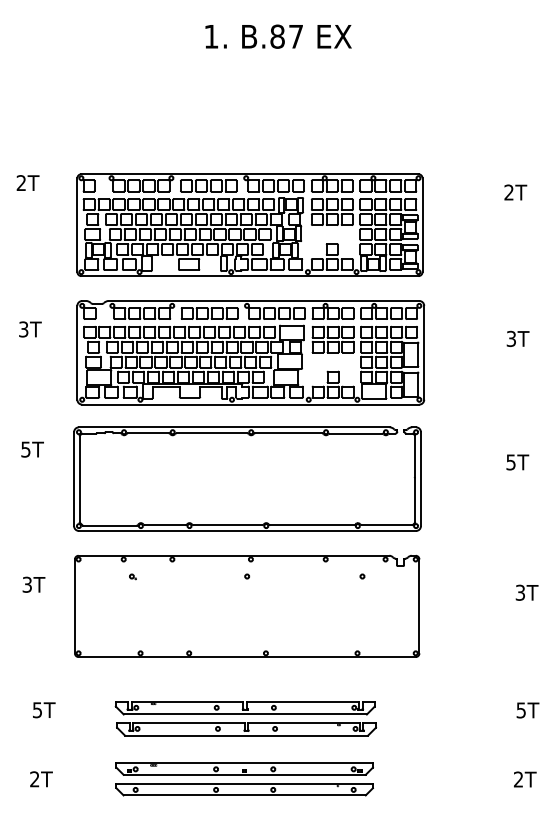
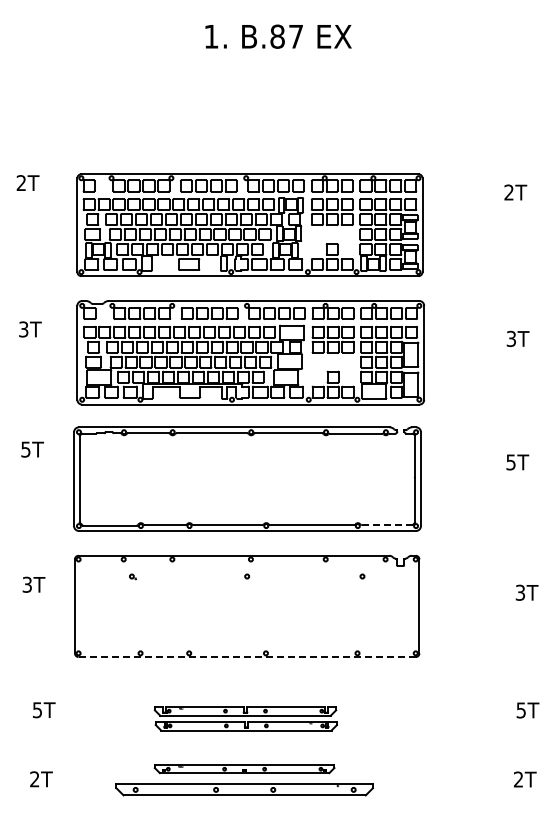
line: solid -> dashed (387, 525)
line: solid -> dashed (247, 657)
part size: 264x36 px -> 185x26 px (245, 718)
part size: 259x14 px -> 183x11 px (244, 769)
